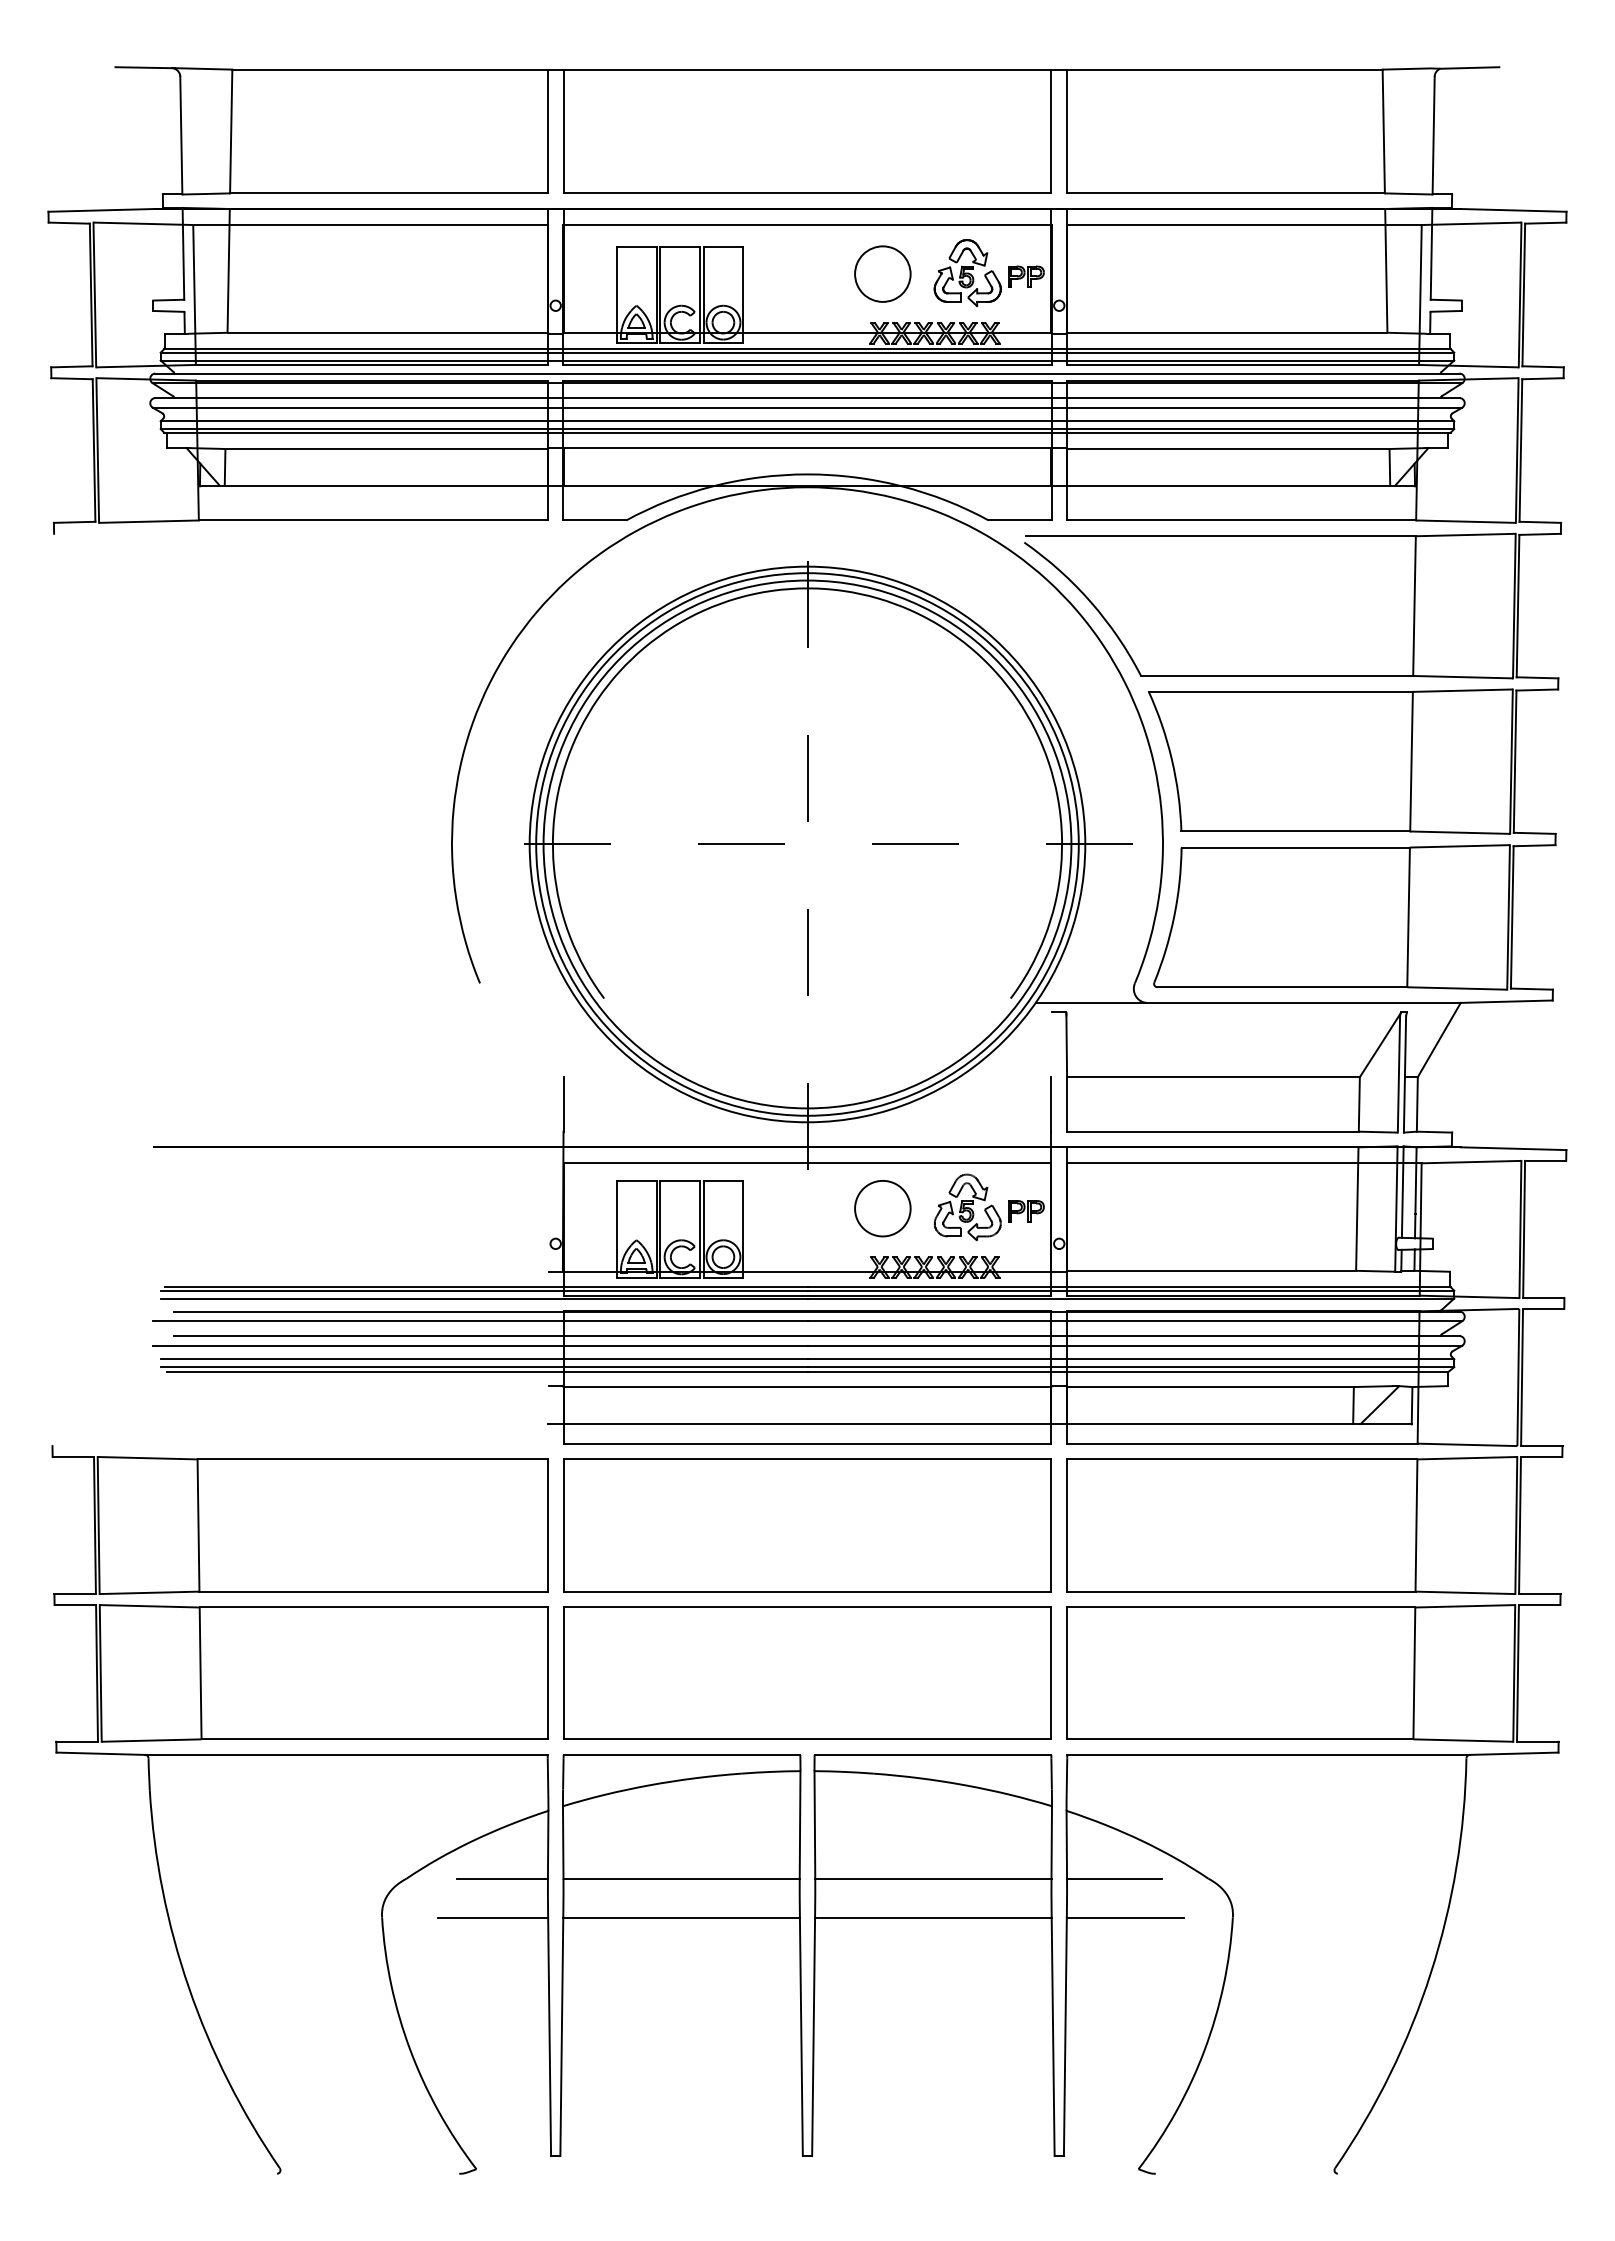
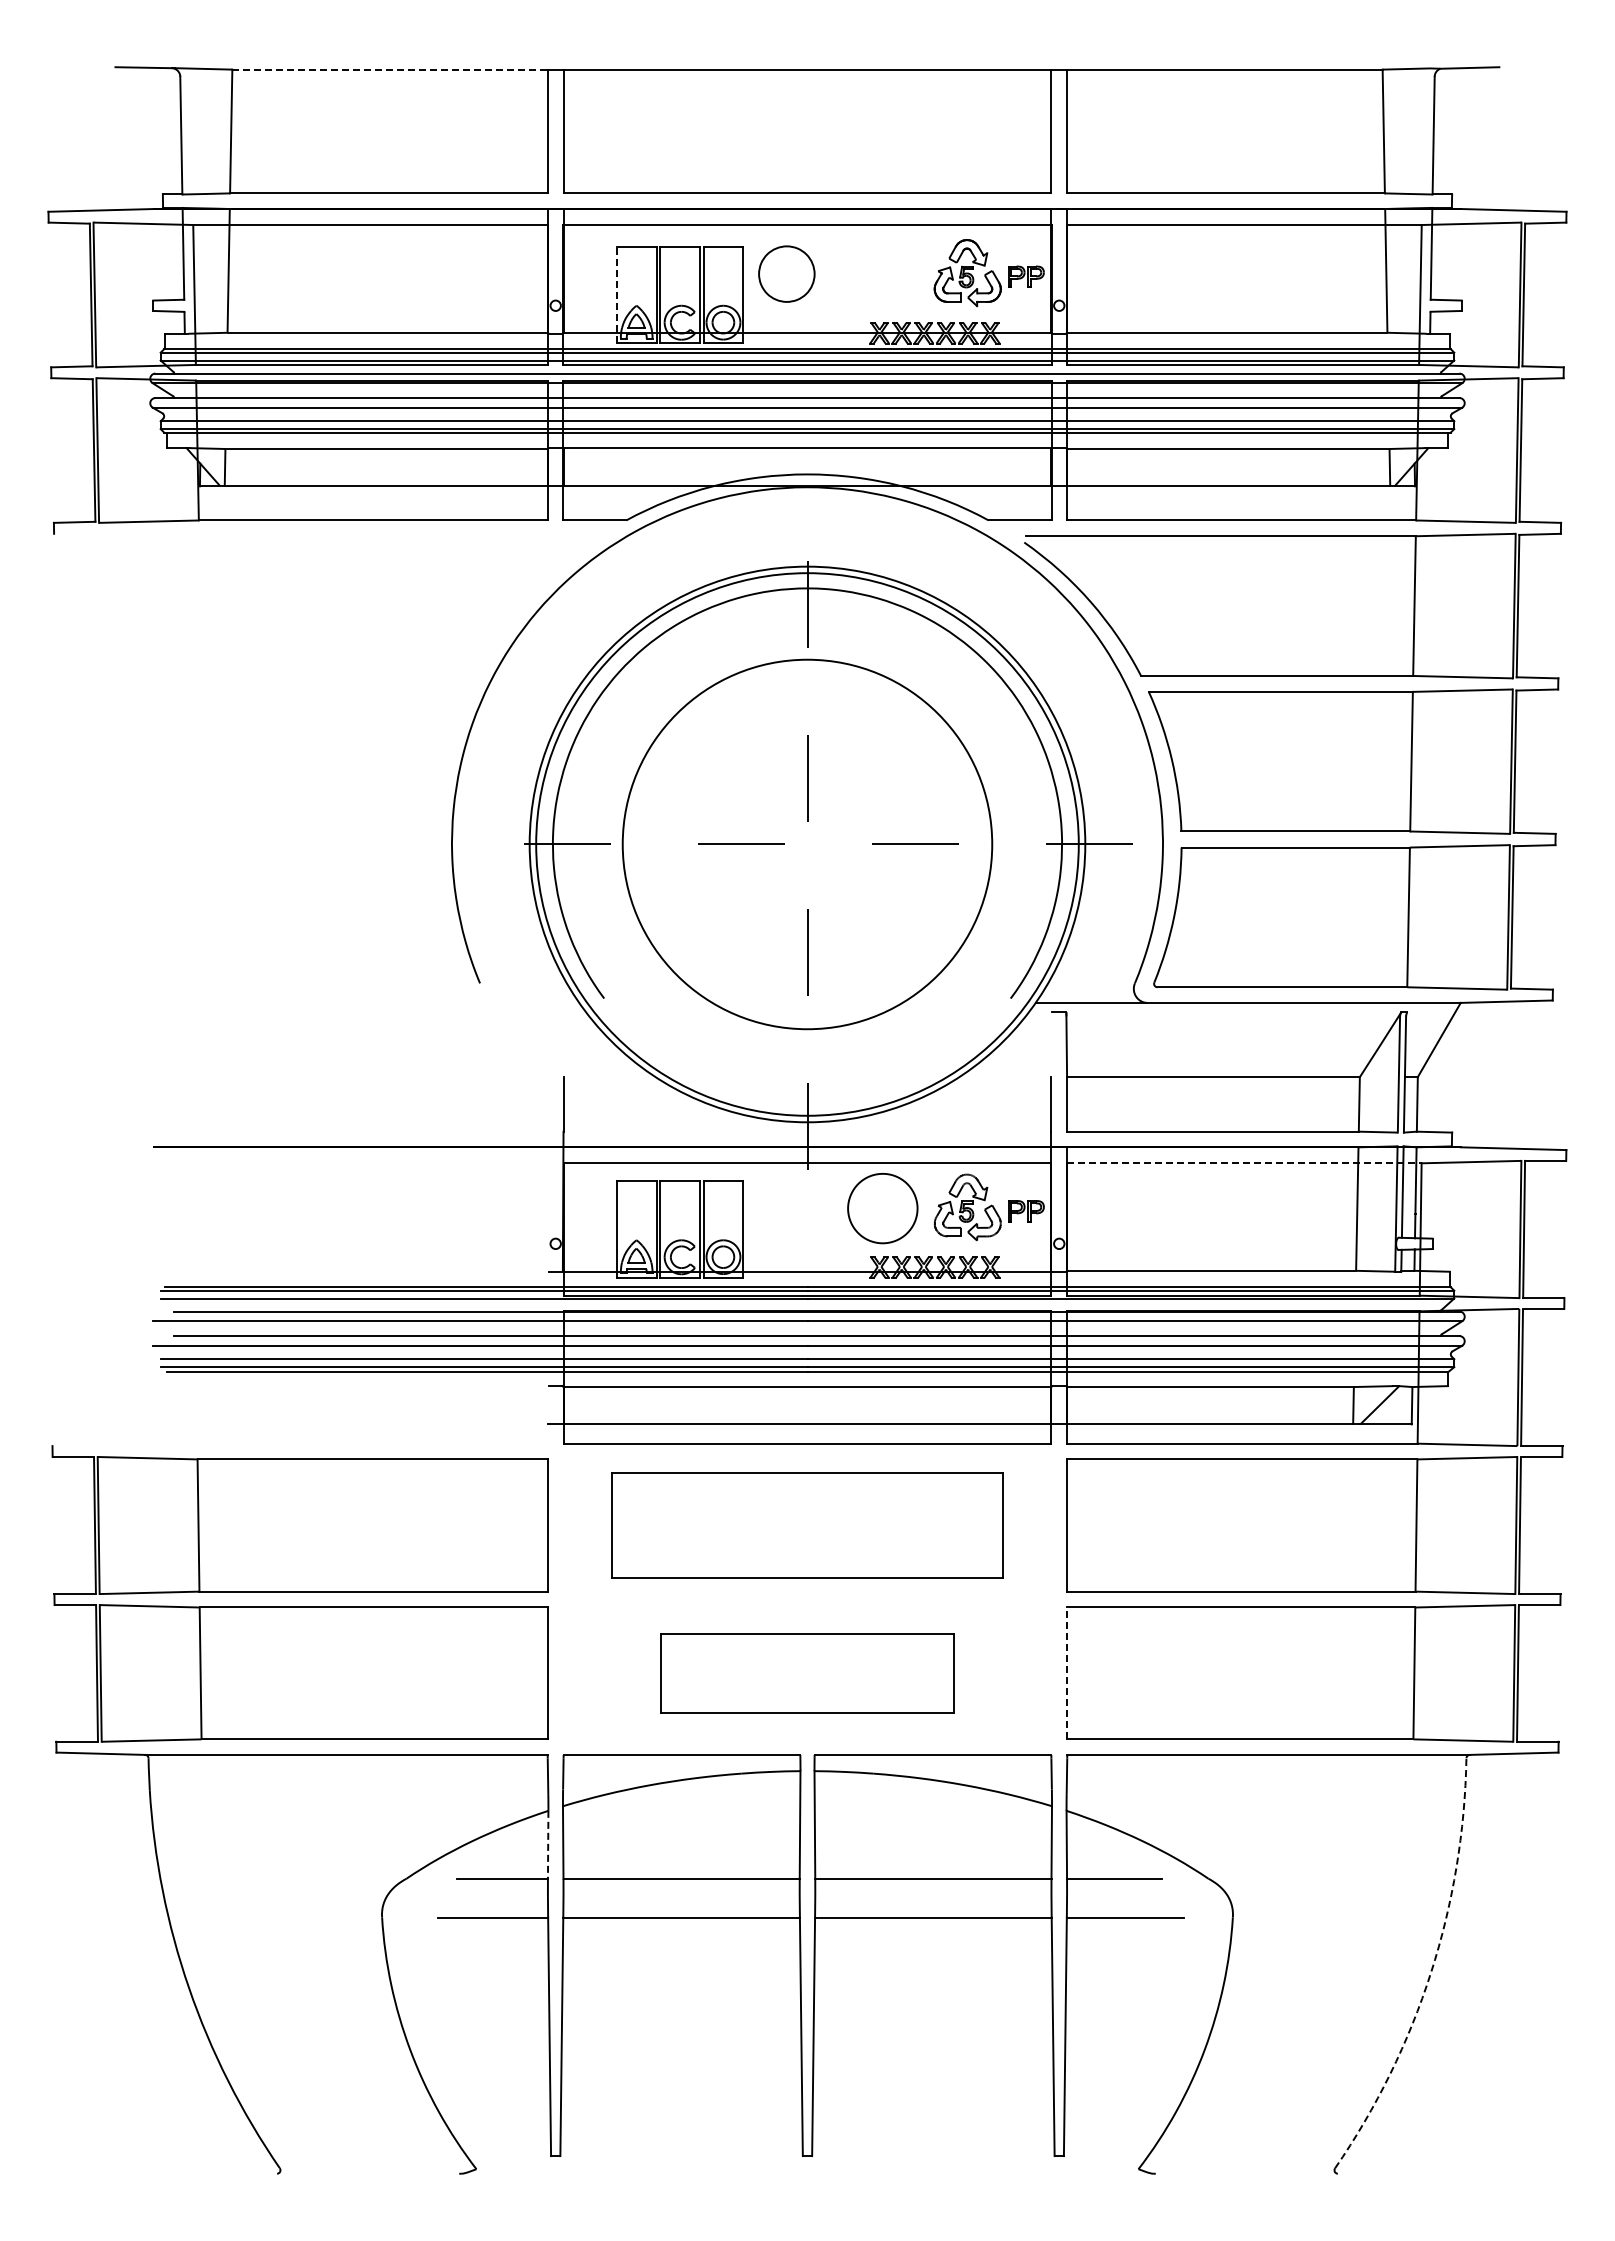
line: solid -> dashed (390, 69)
part position: (882, 273) -> (786, 273) (786, 273)
line: solid -> dashed (616, 294)
circle diameter: 528 px -> 370 px (807, 844)
line: solid -> dashed (1244, 1163)
part size: 58x58 px -> 72x72 px (882, 1208)
part size: 489x135 px -> 393x107 px (807, 1525)
part size: 489x134 px -> 295x81 px (807, 1673)
line: solid -> dashed (1067, 1673)
line: solid -> dashed (548, 1844)
arc: solid -> dashed (1430, 1973)
